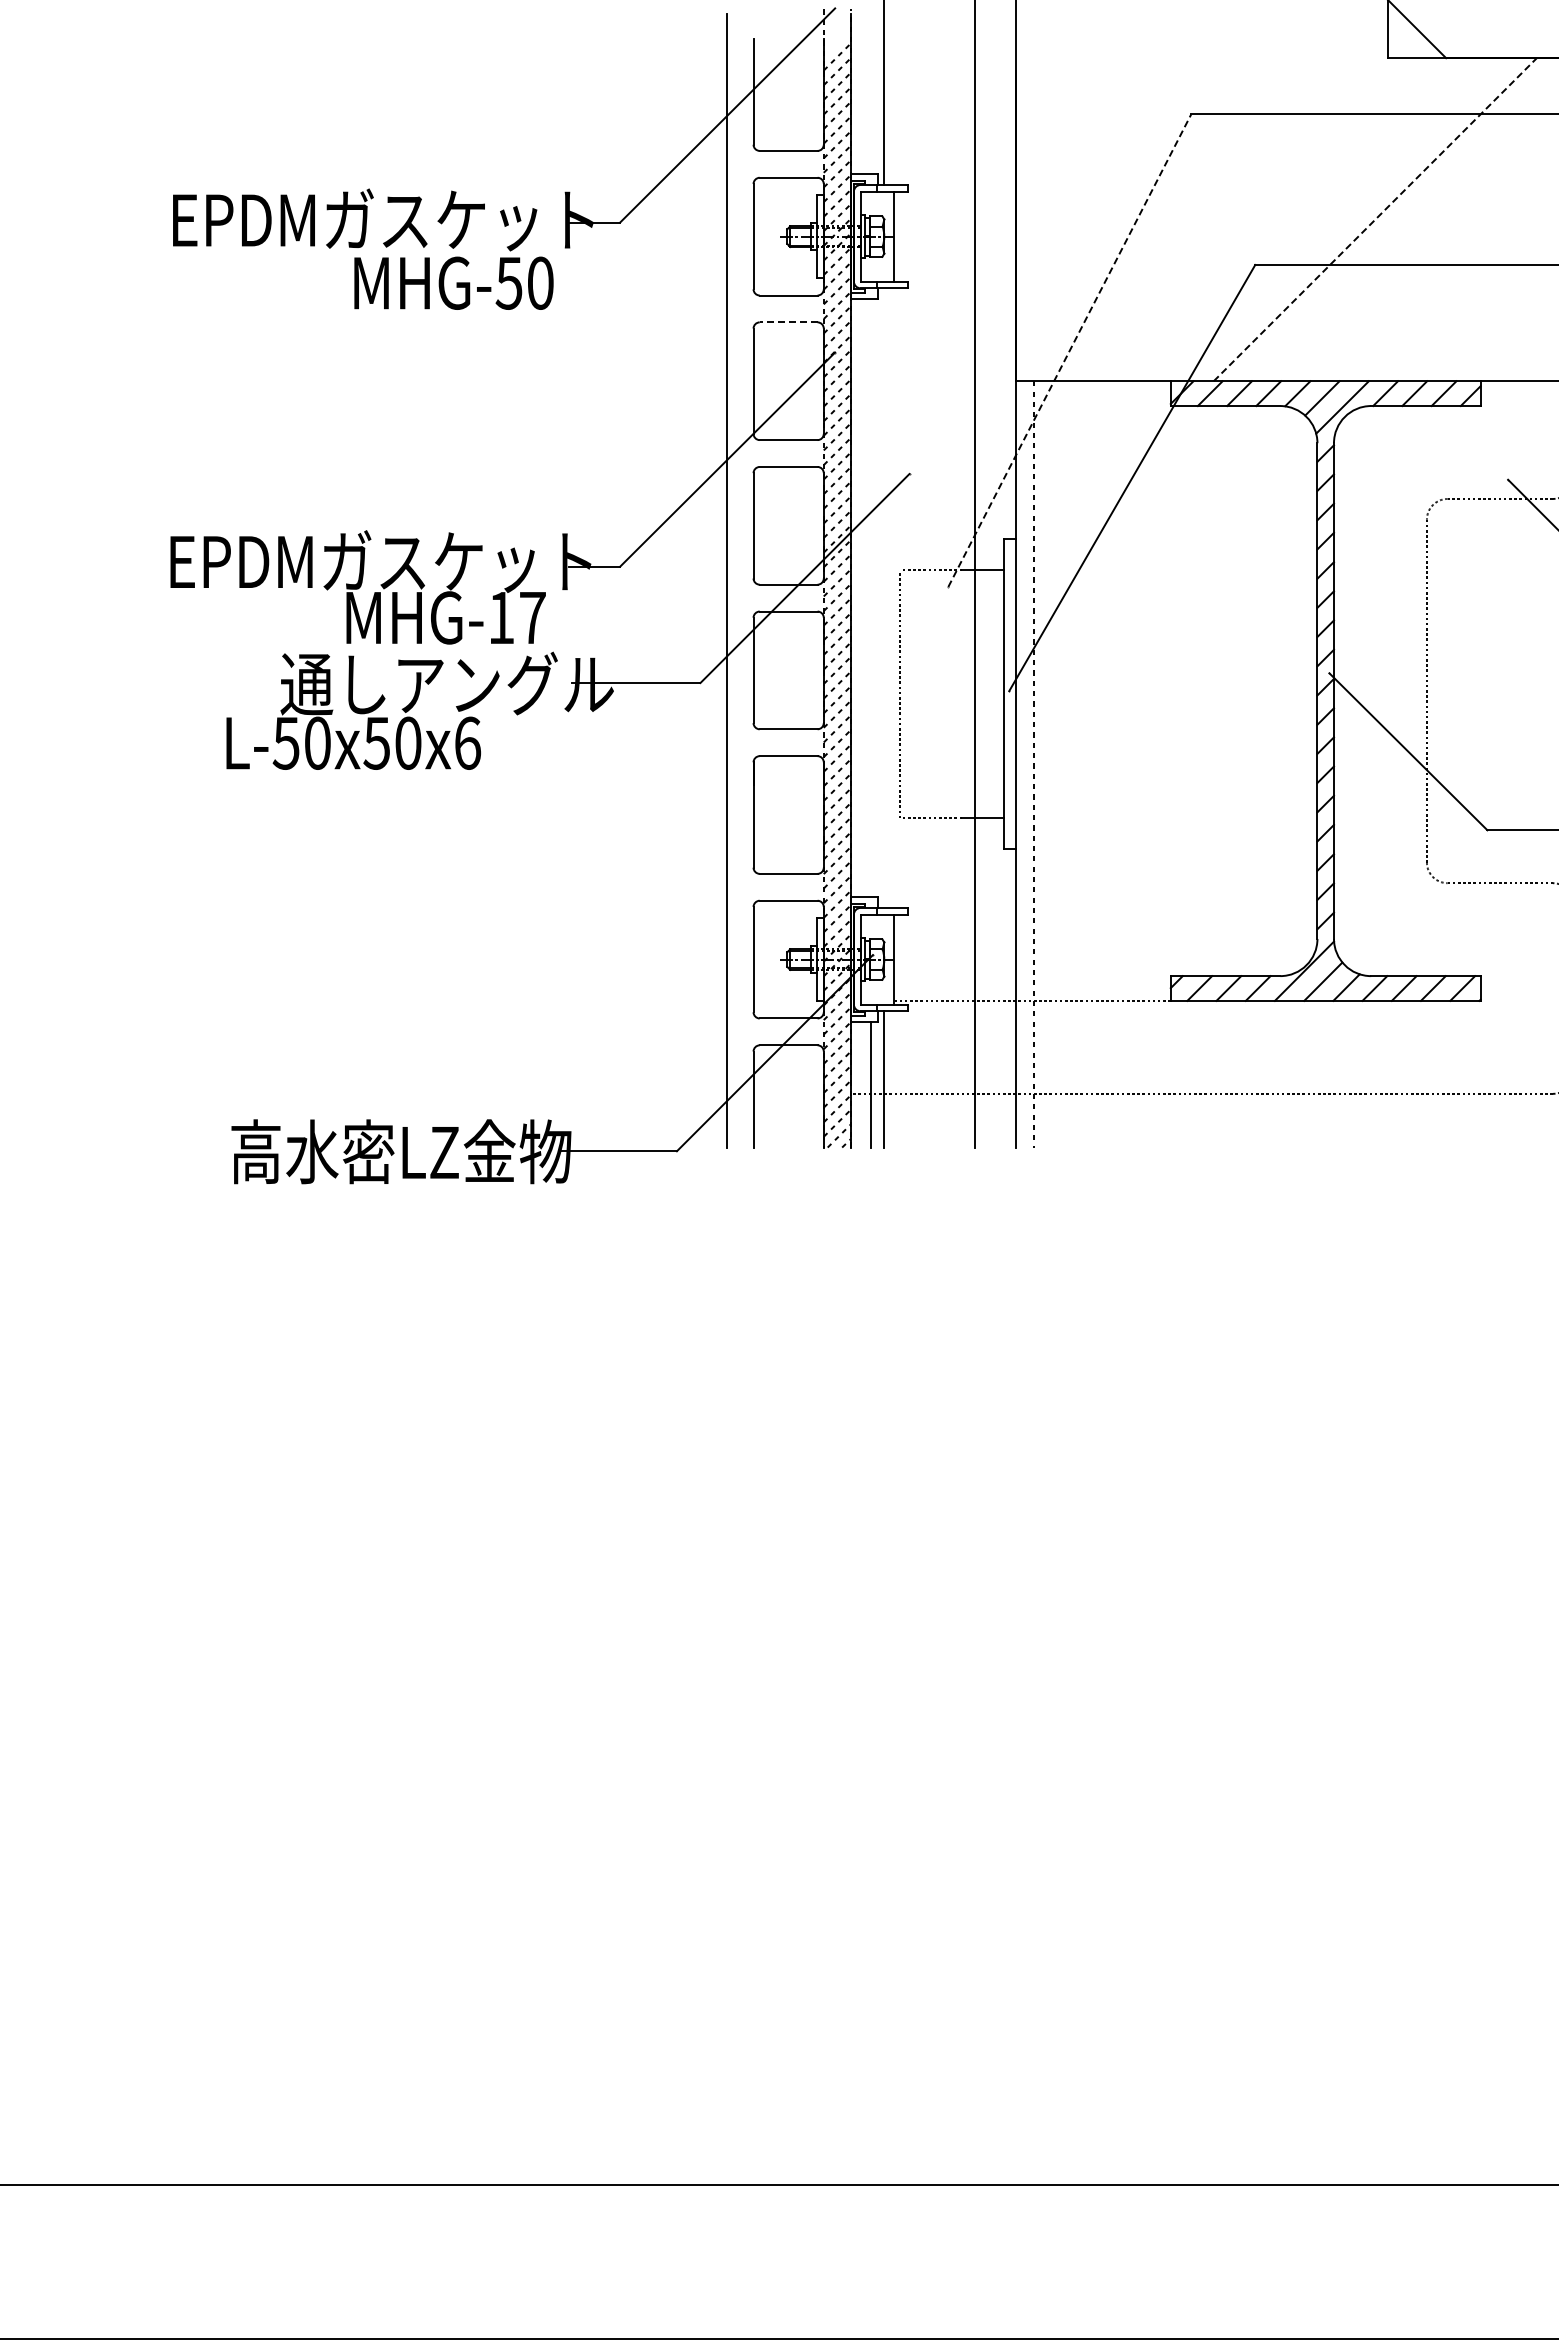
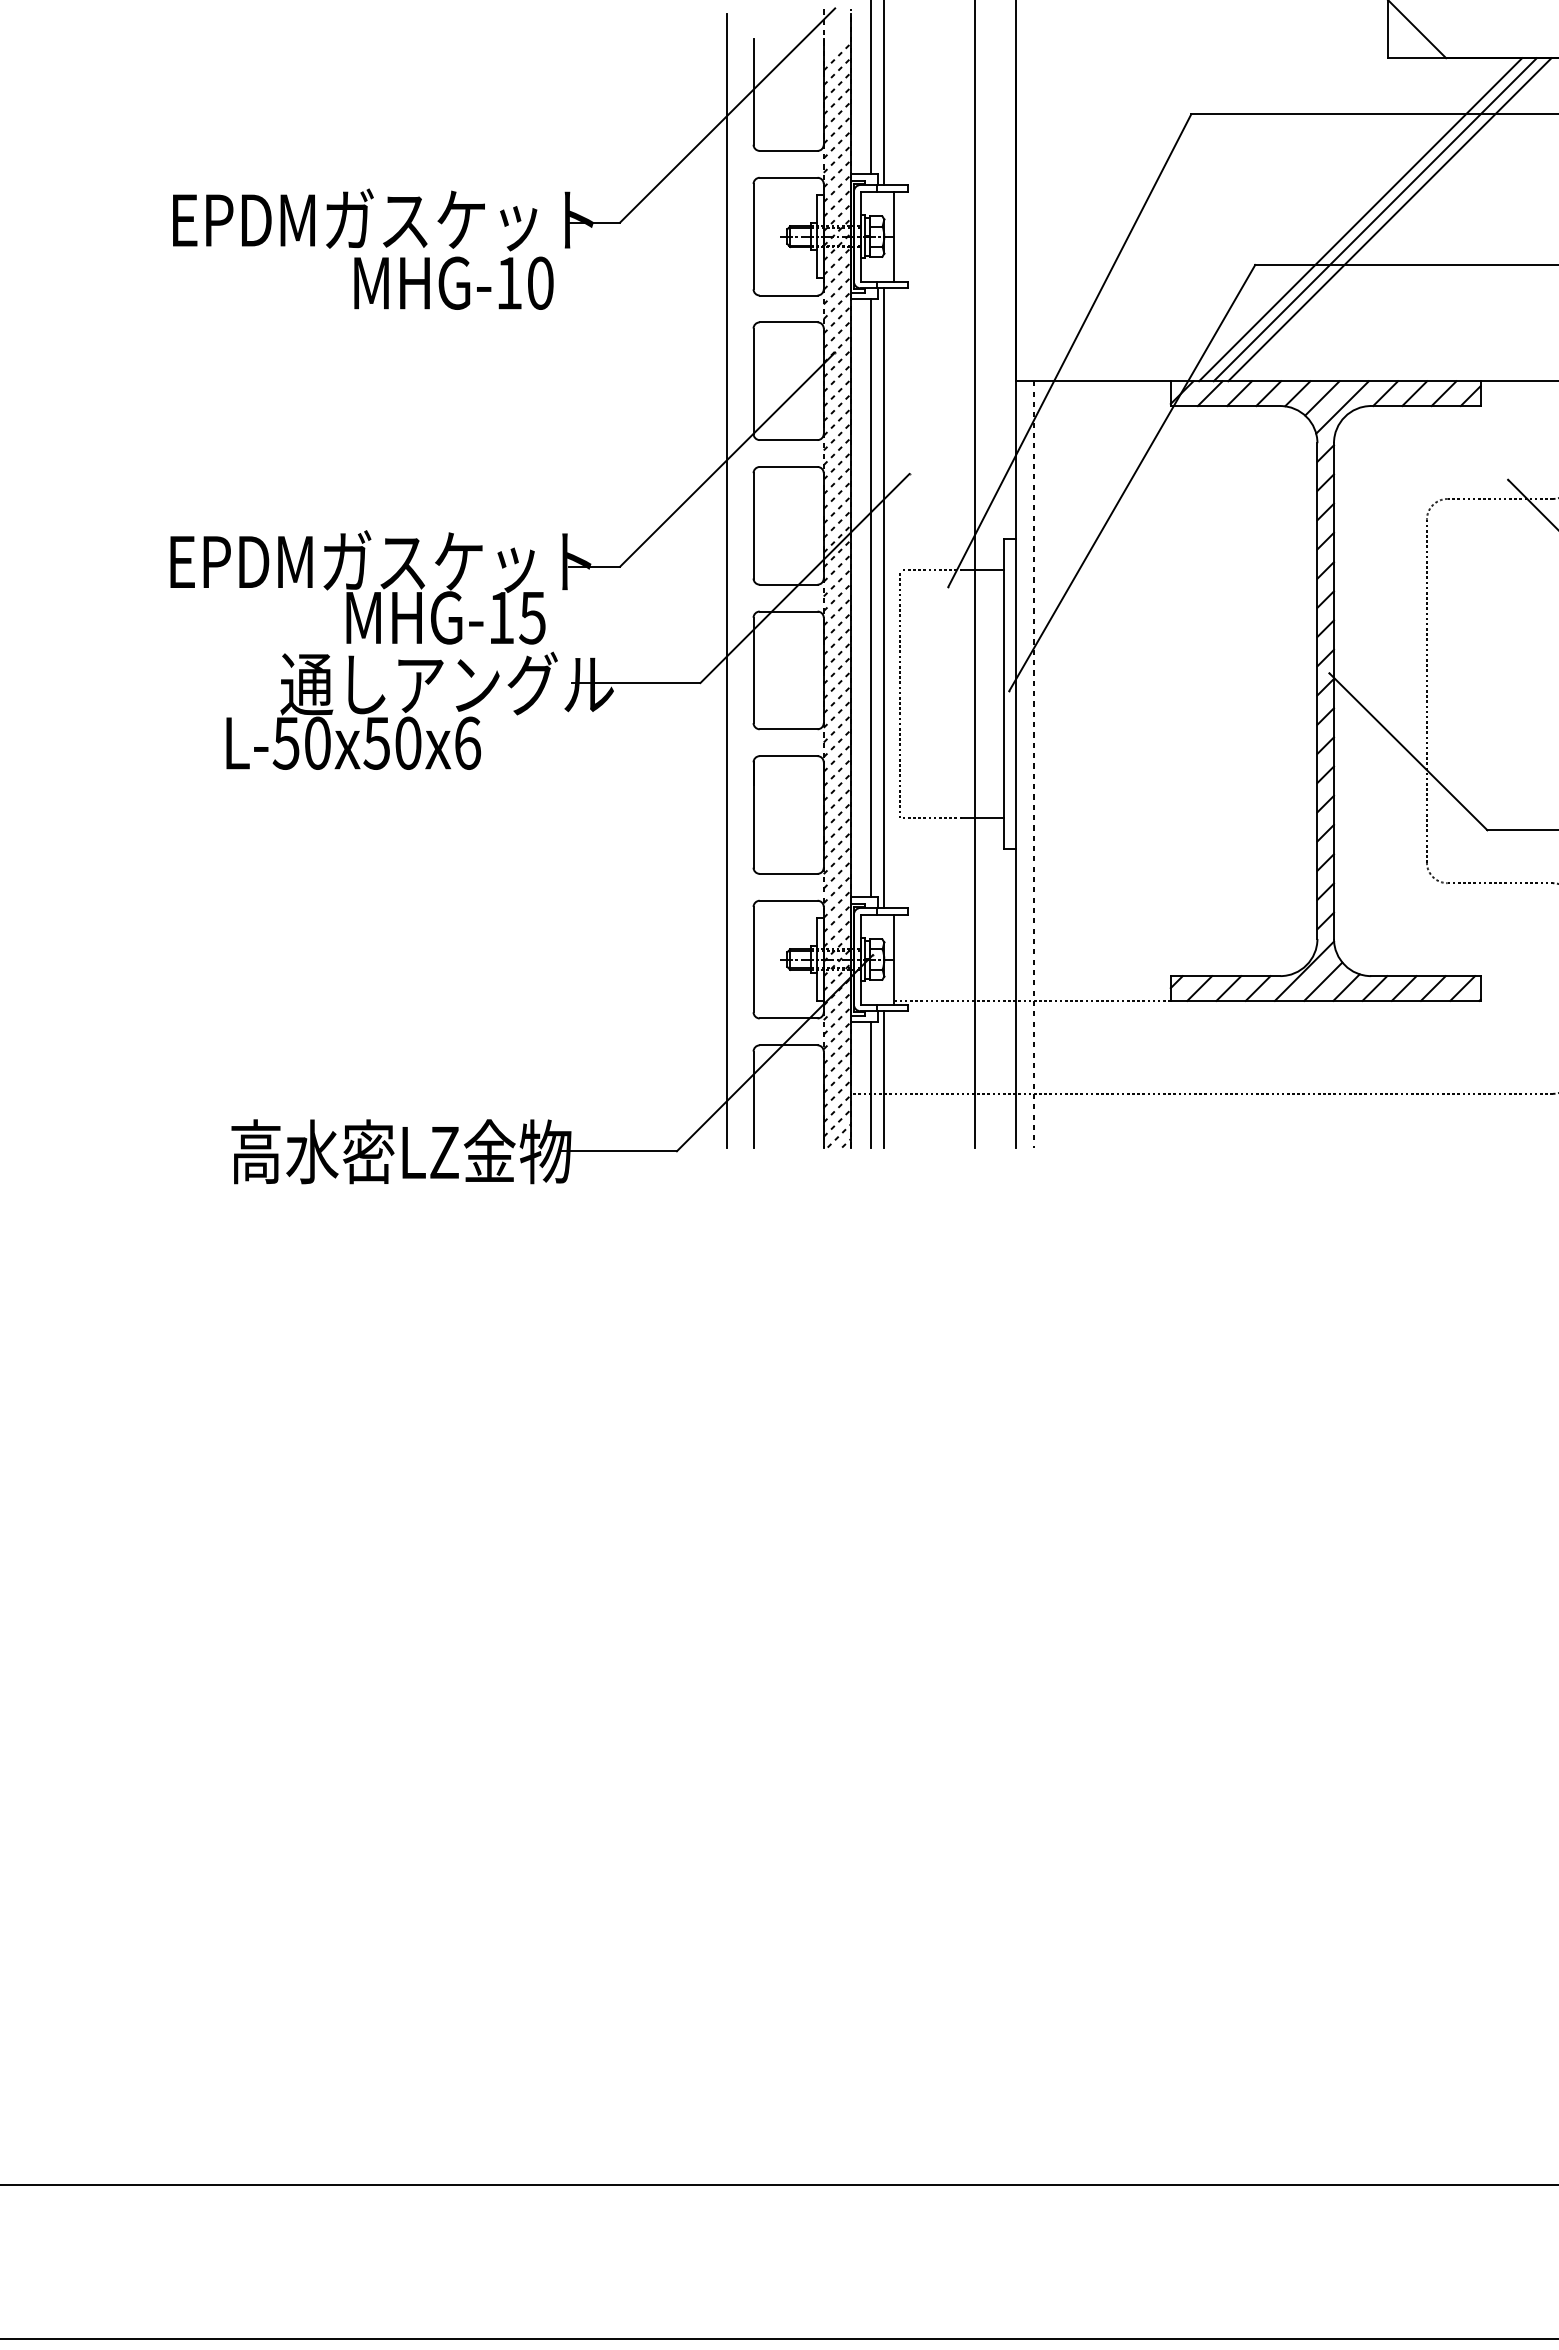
line: none -> present (871, 88)
line: none -> present (1360, 219)
line: dashed -> solid (1375, 219)
line: none -> present (1389, 219)
text: MHG-50 -> MHG-10 (508, 283)
line: dashed -> solid (788, 322)
line: dashed -> solid (1069, 350)
line: none -> present (883, 597)
line: none -> present (871, 598)
text: MHG-17 -> MHG-15 (532, 618)
